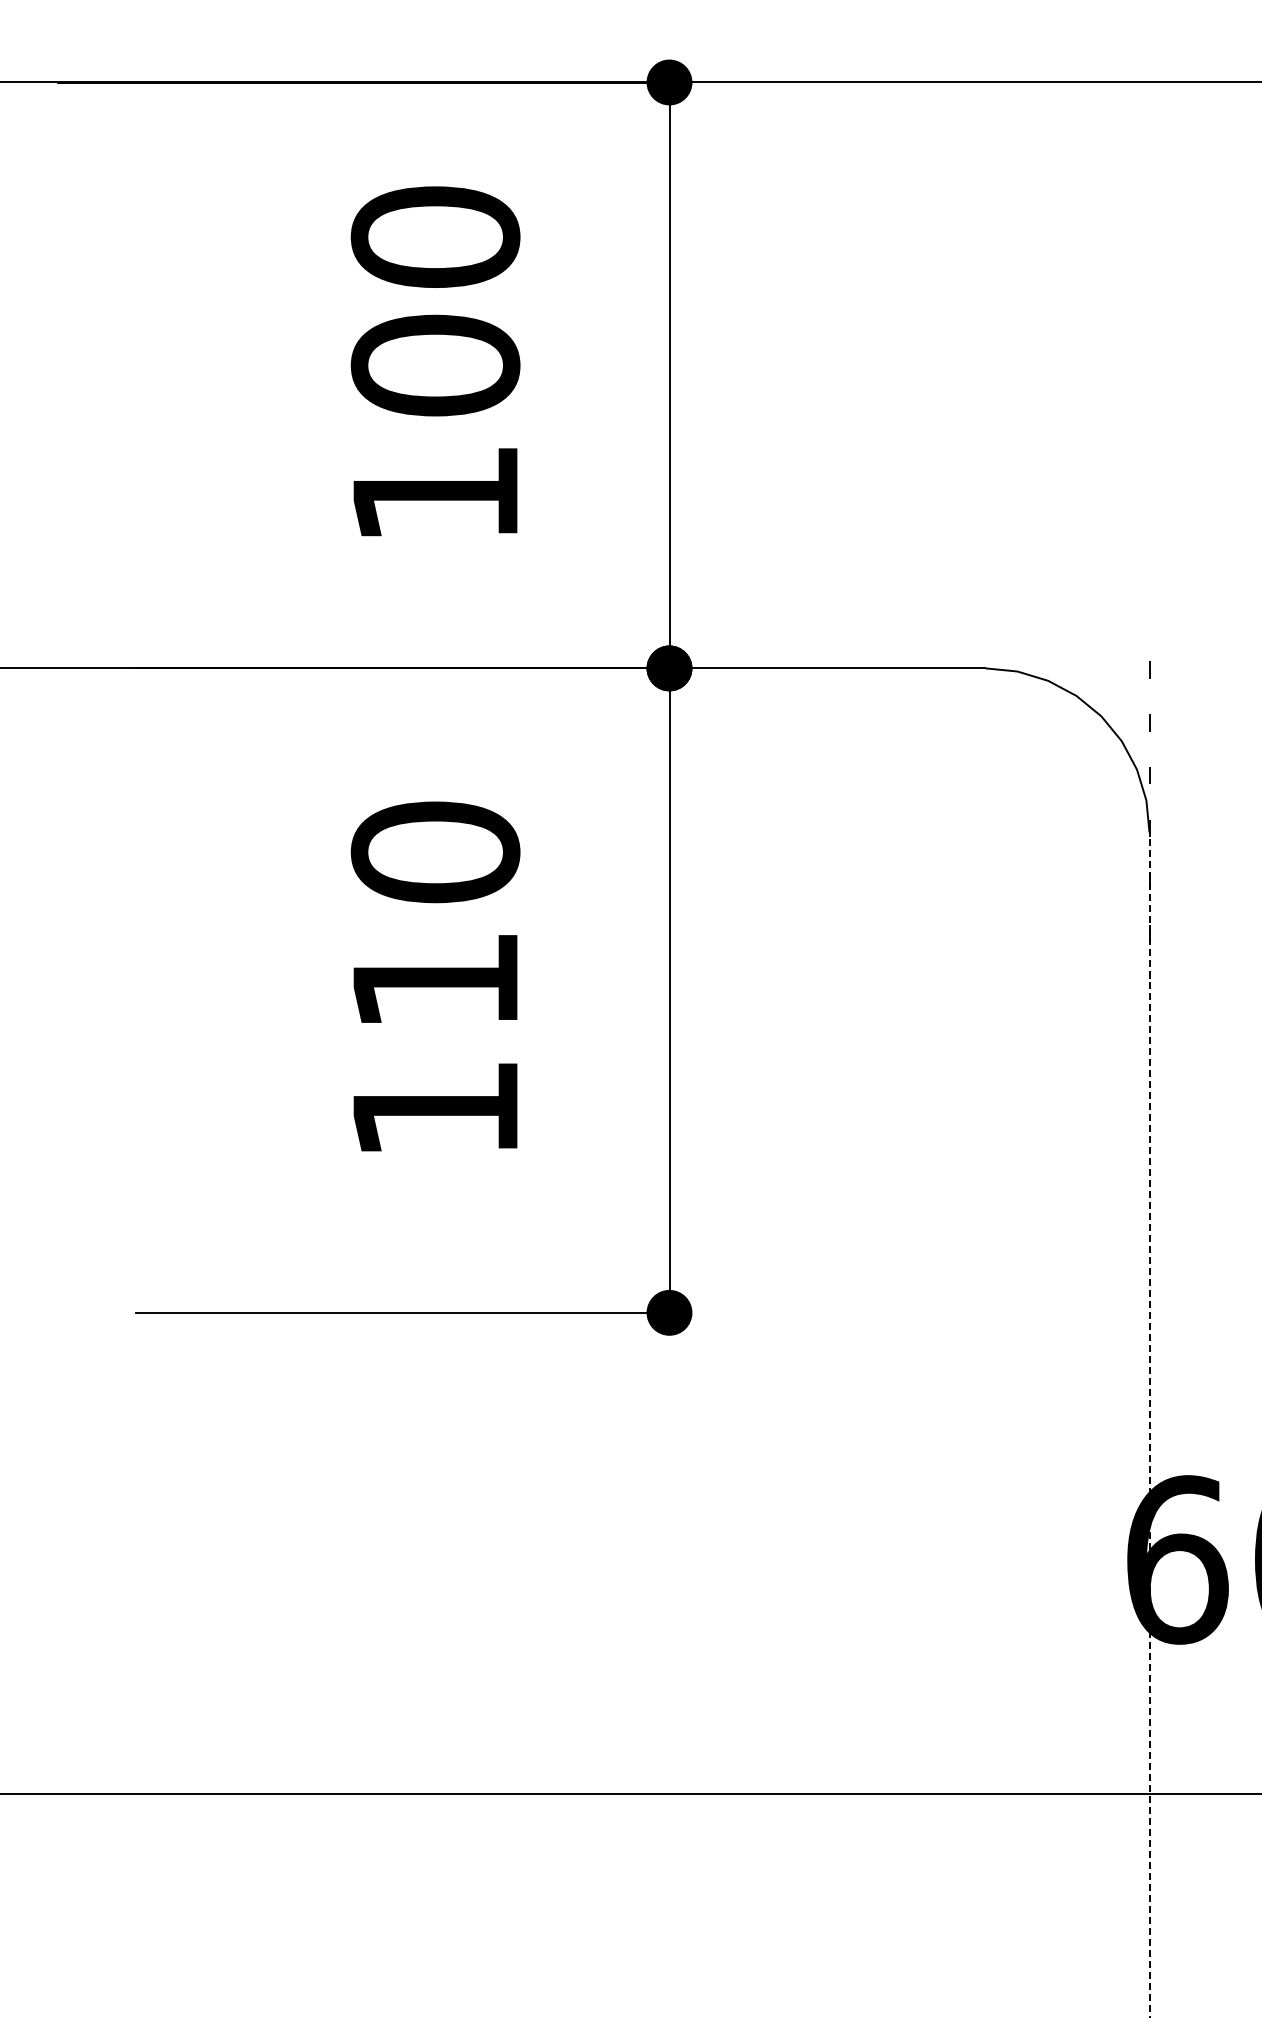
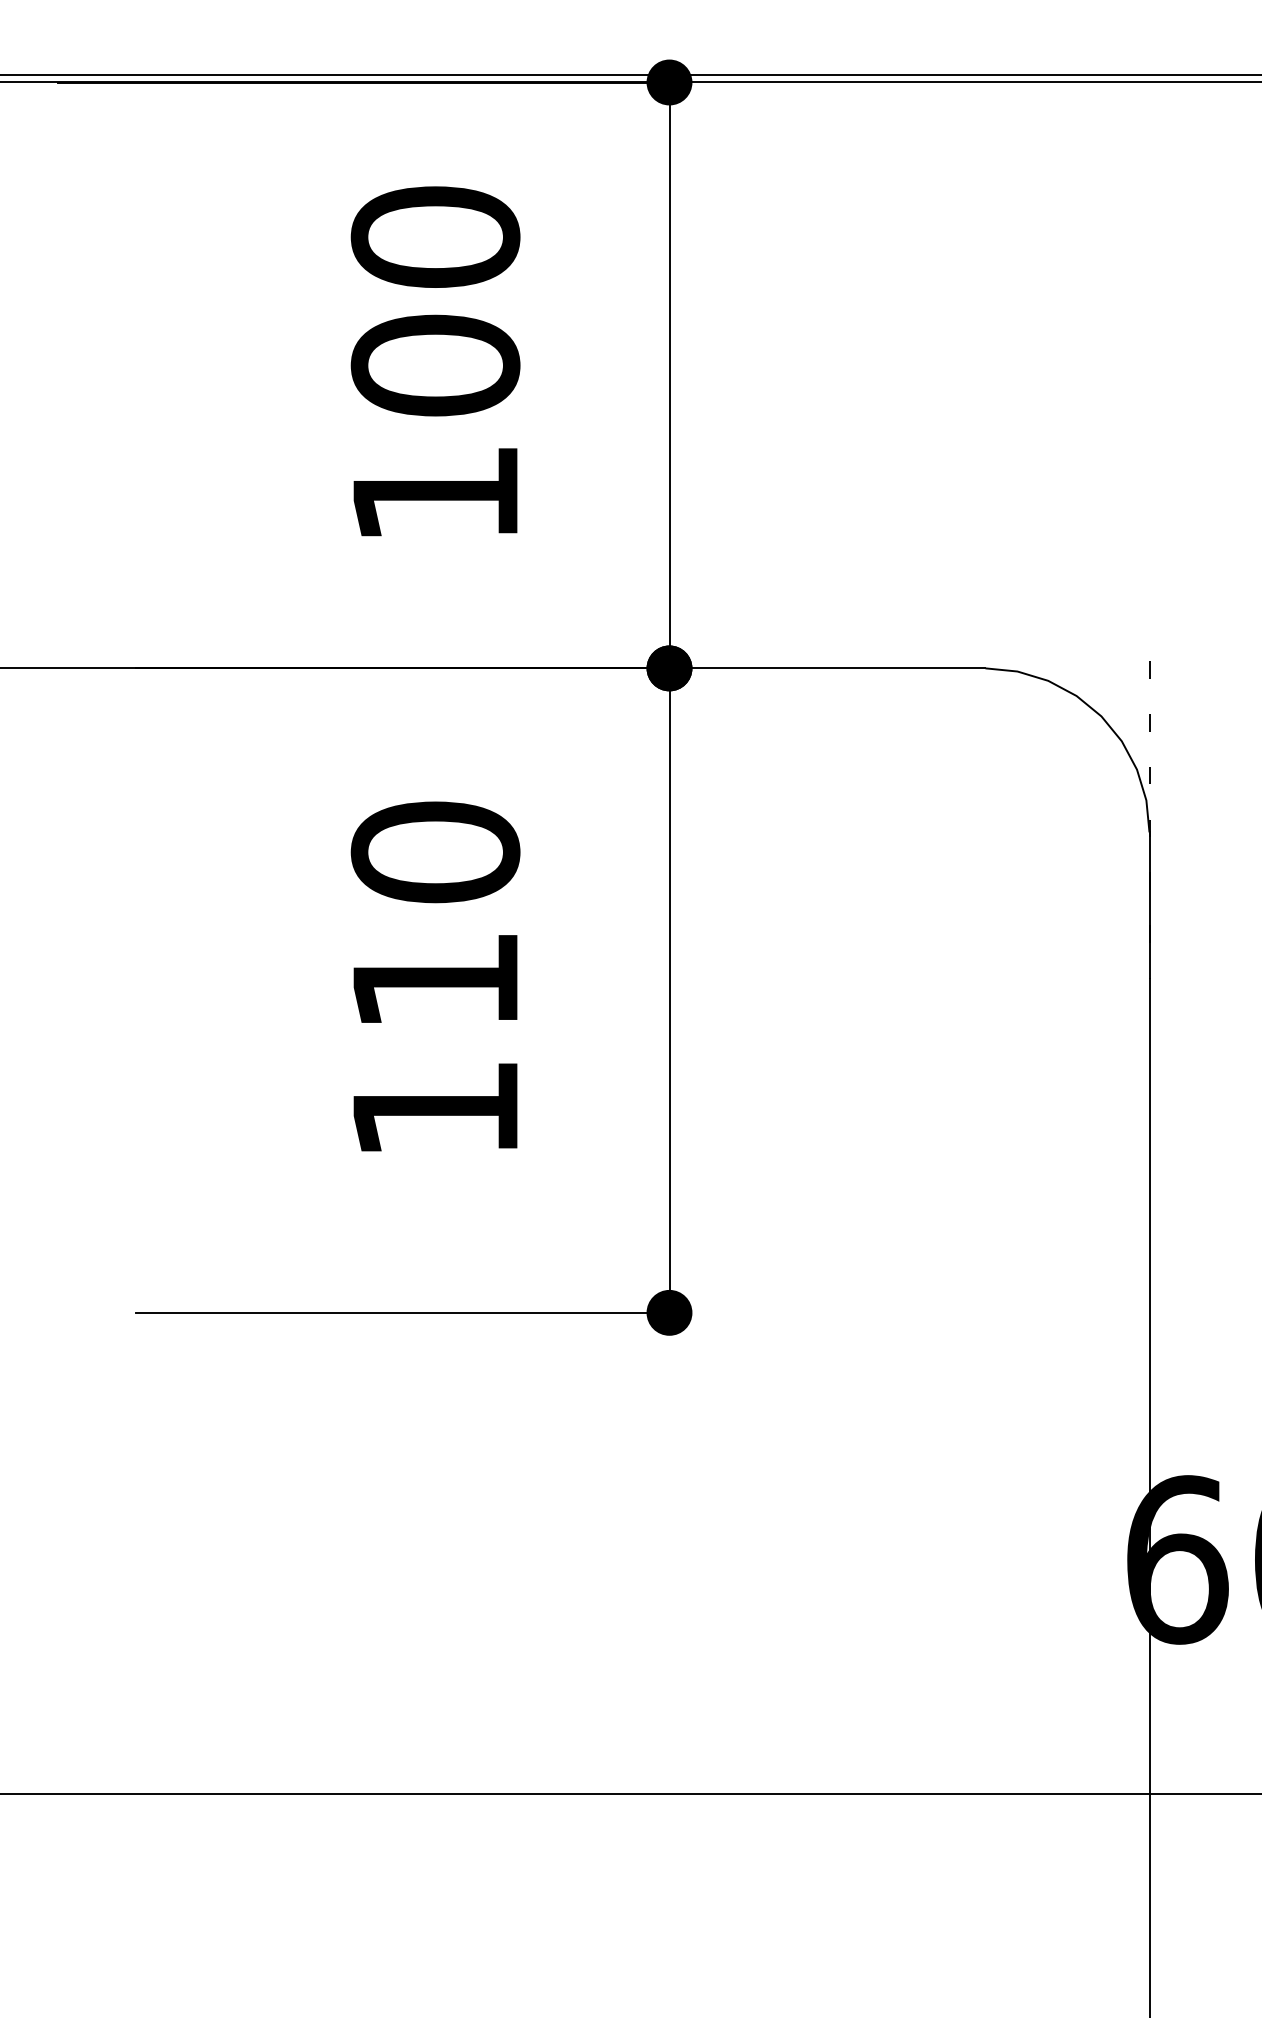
line: none -> present (630, 75)
line: dashed -> solid (1149, 1424)
